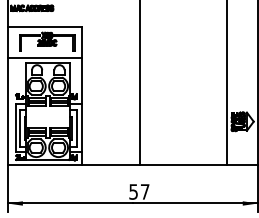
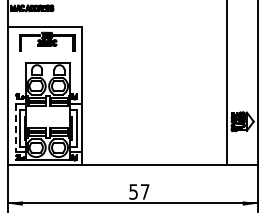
line: present -> none (44, 57)
line: present -> none (139, 83)
line: solid -> dashed (15, 127)
